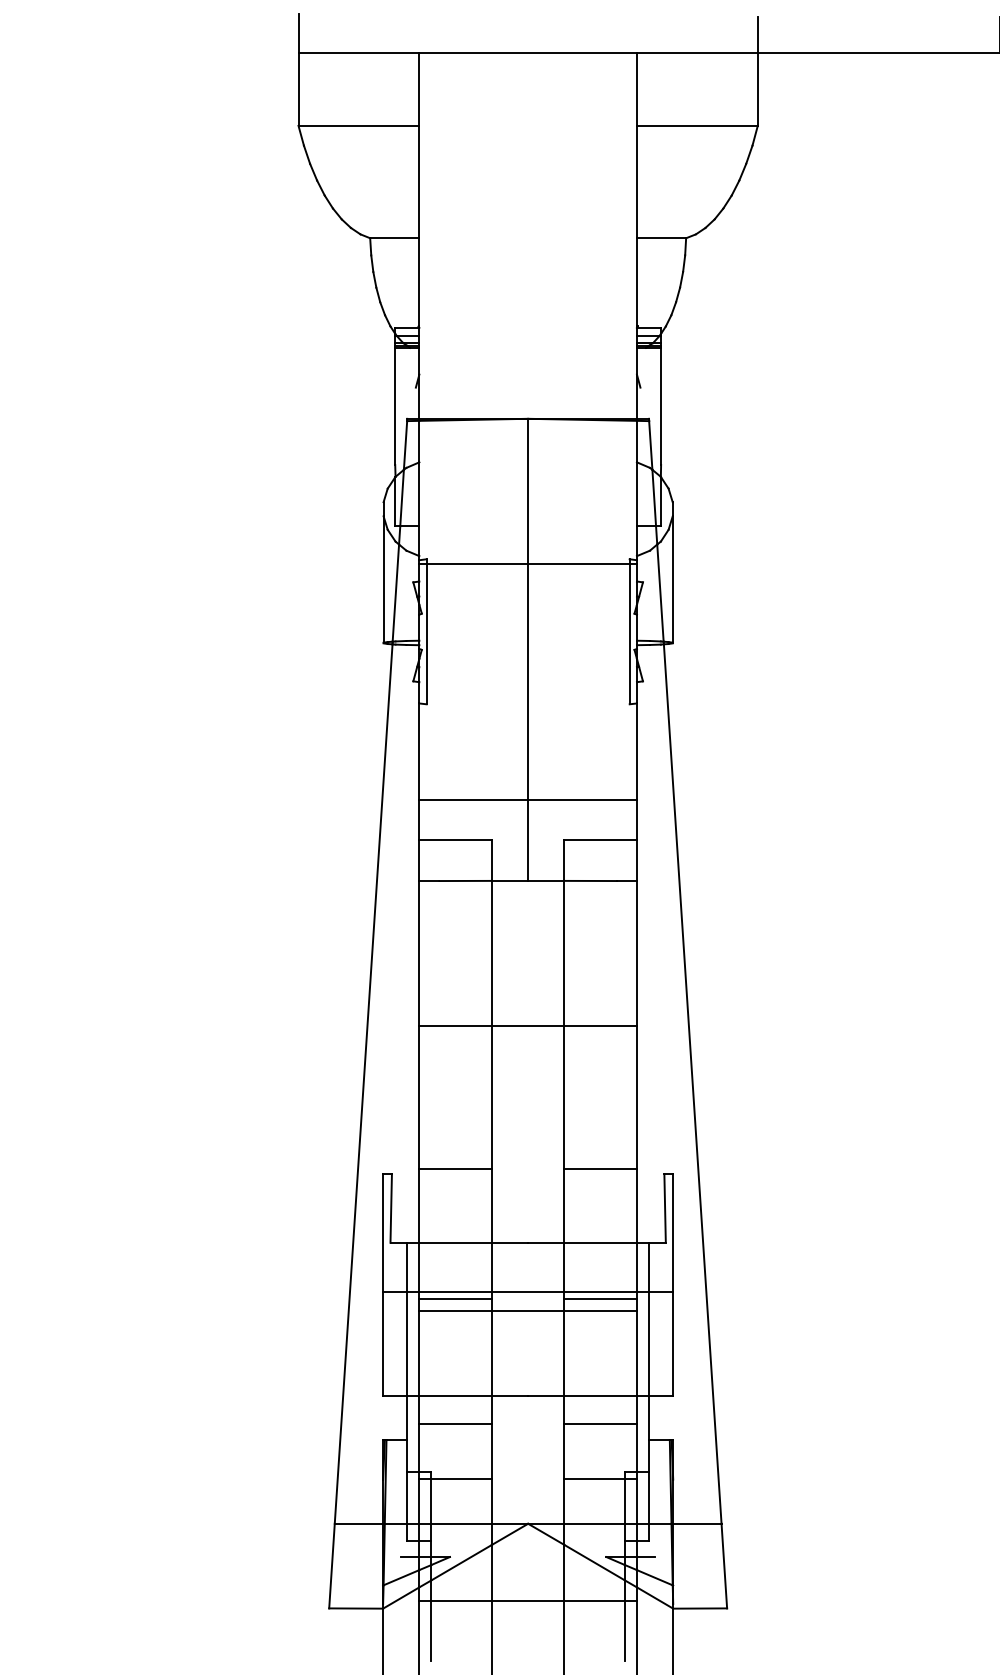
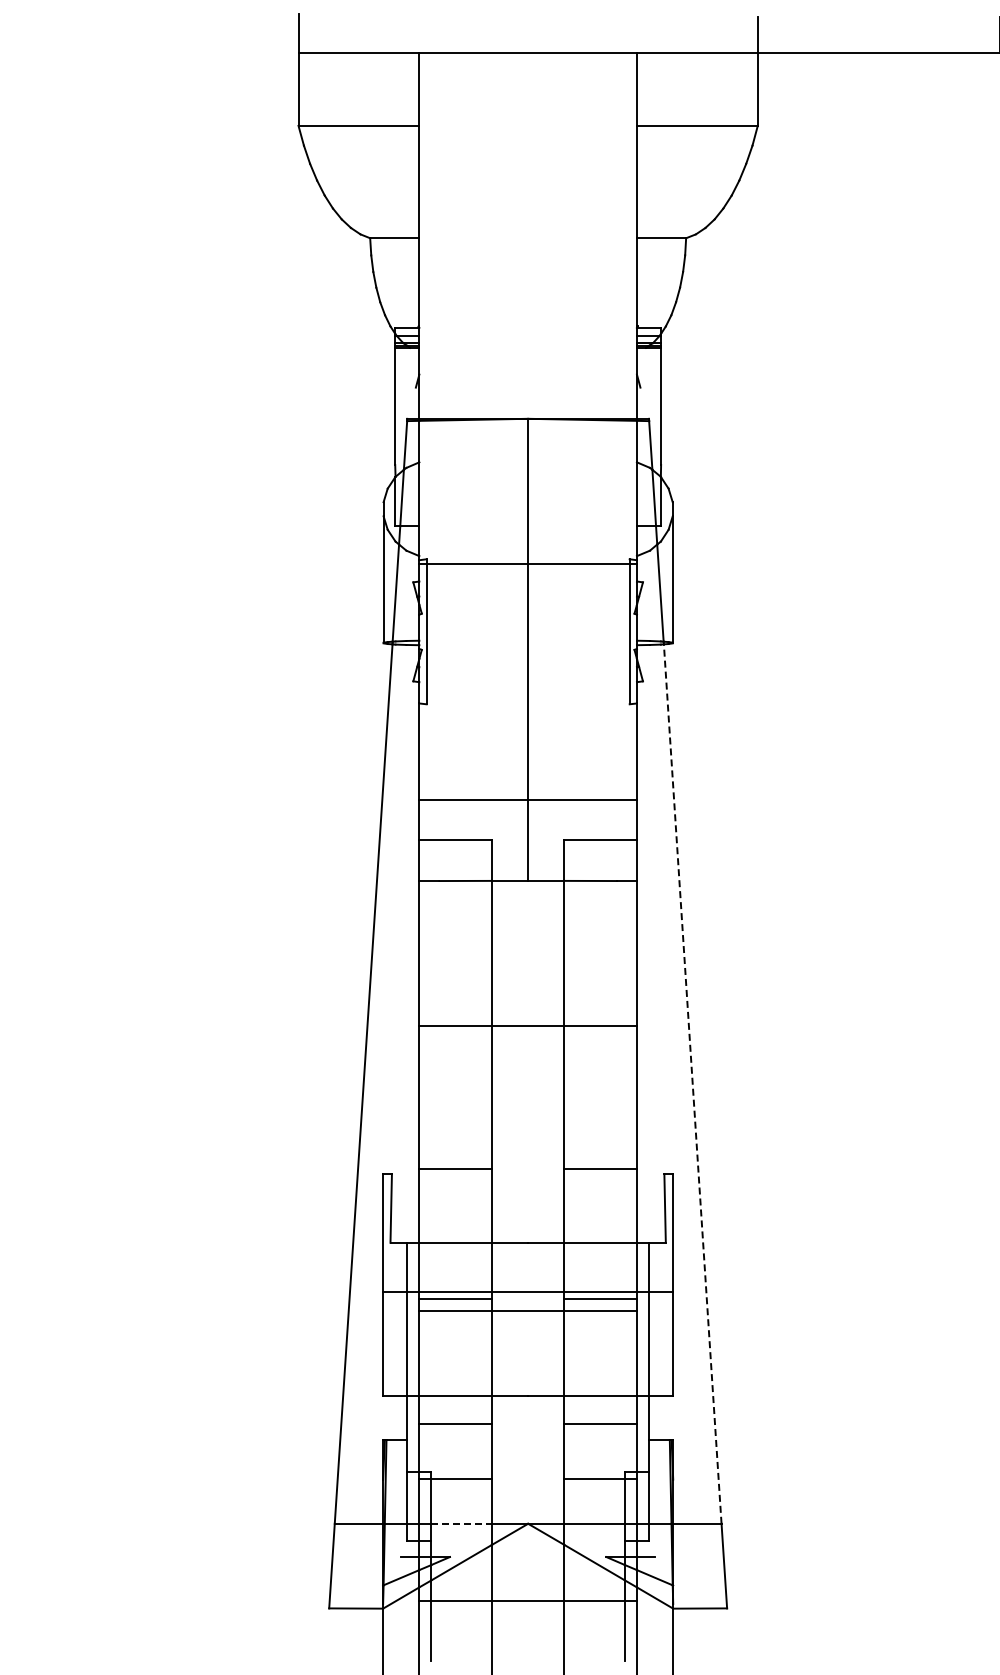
line: solid -> dashed (692, 1084)
line: solid -> dashed (462, 1523)
